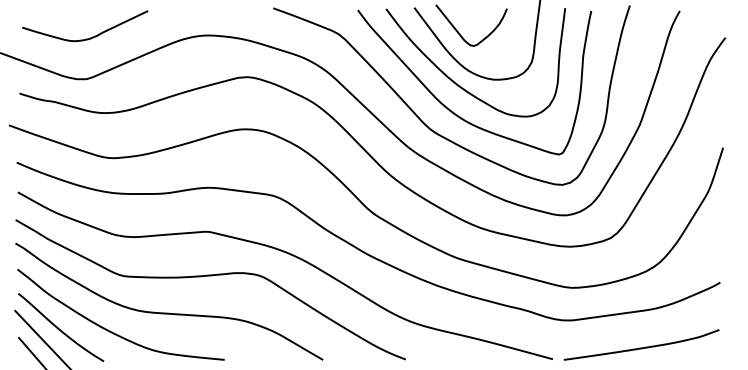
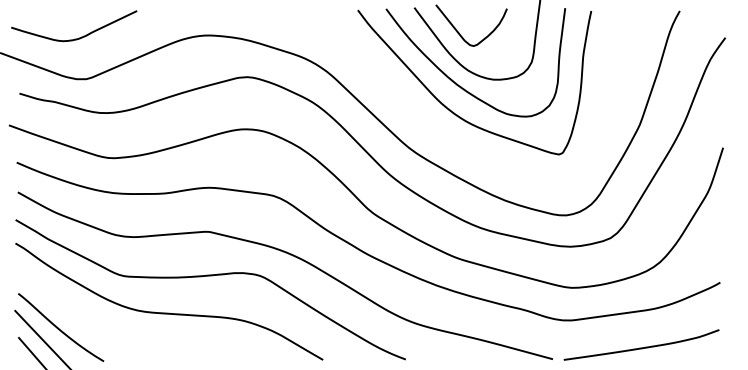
curve position: (85, 38) -> (74, 38) (74, 38)
curve: present -> none (424, 122)
curve: present -> none (112, 331)
